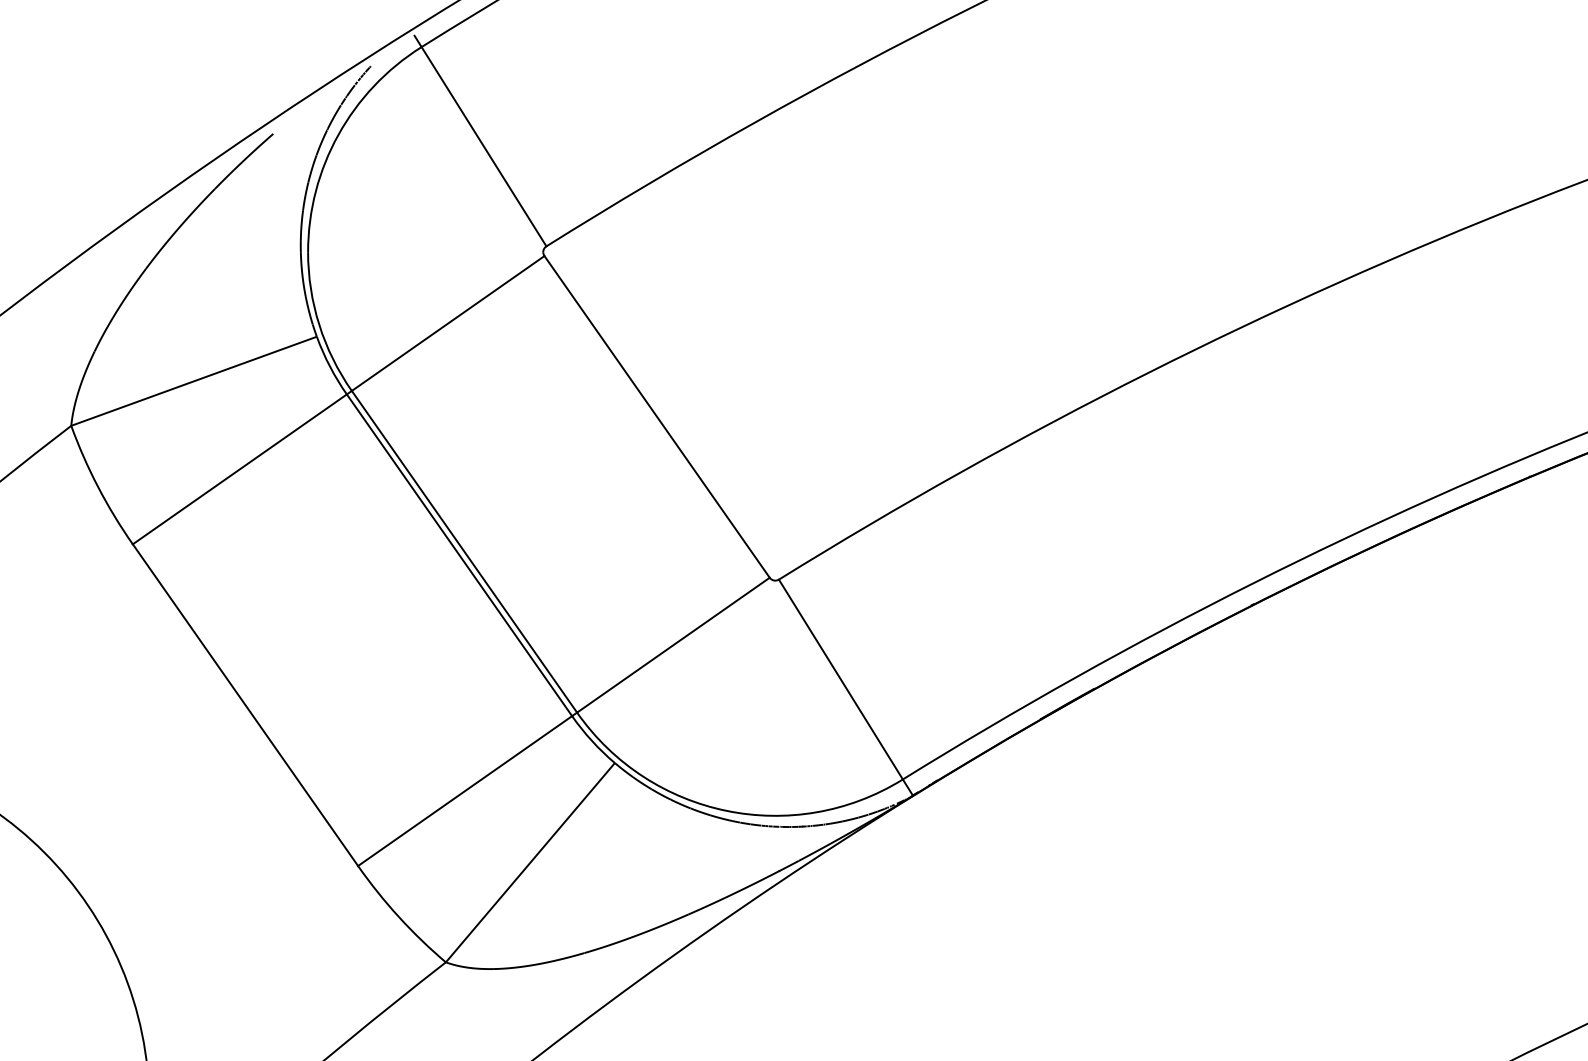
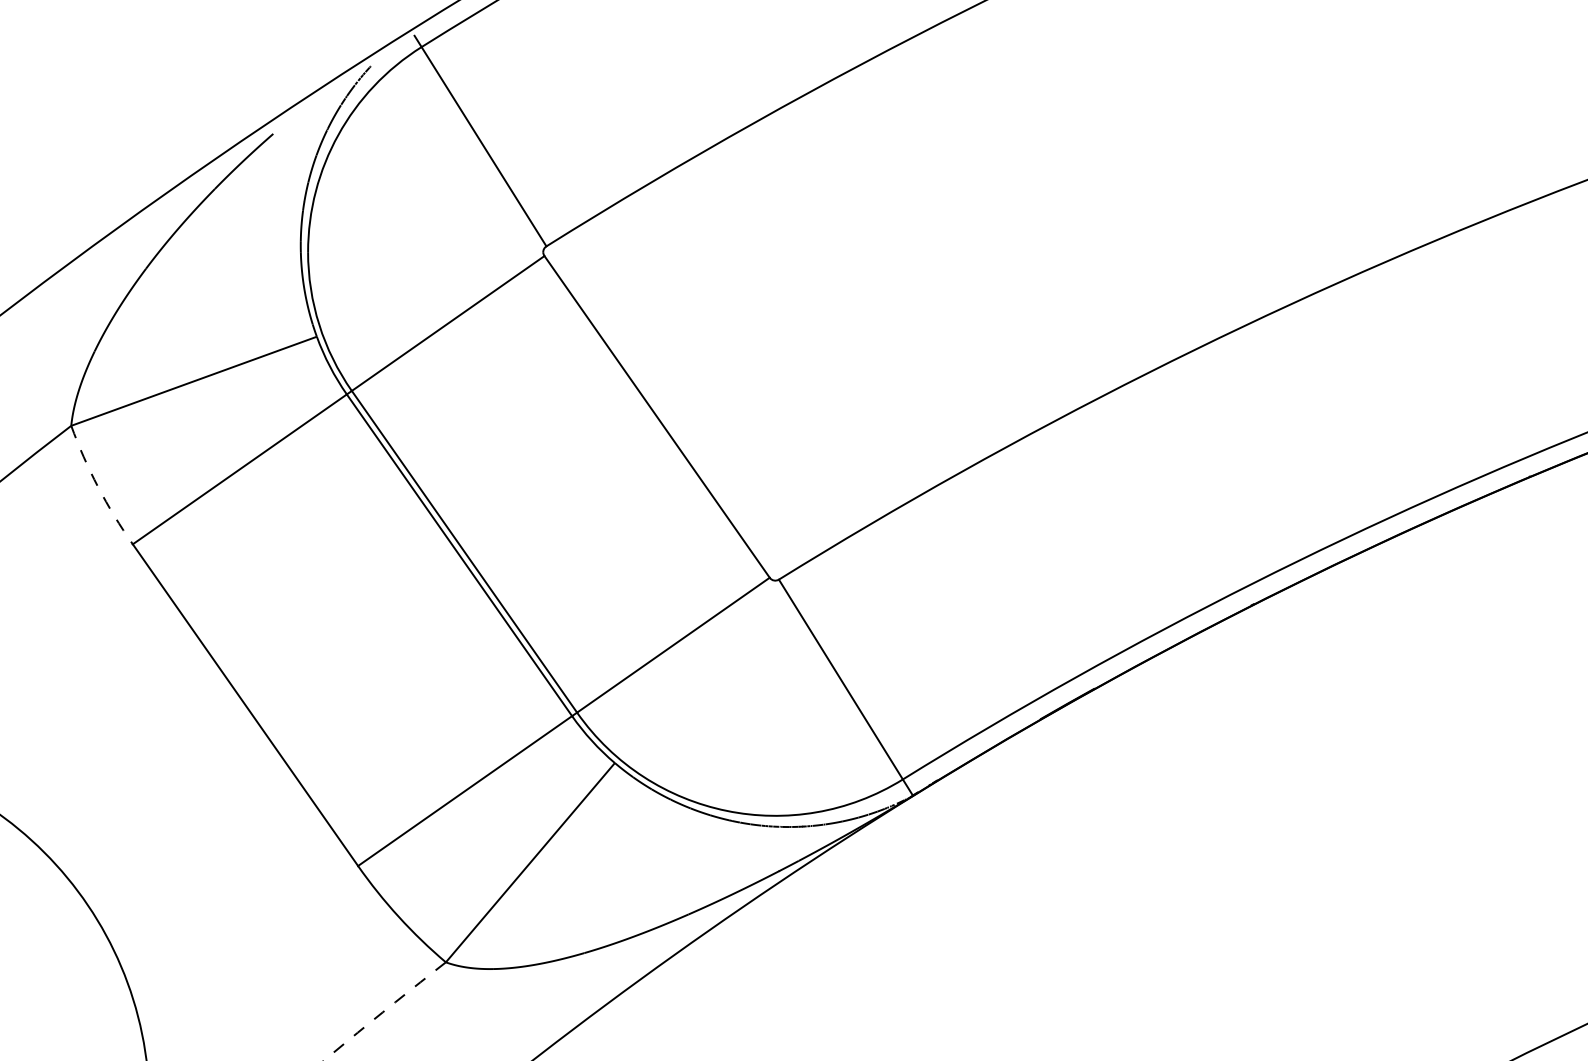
arc: solid -> dashed (98, 487)
arc: solid -> dashed (384, 1011)
